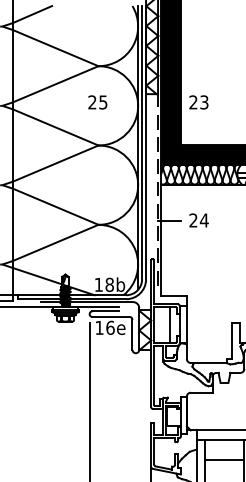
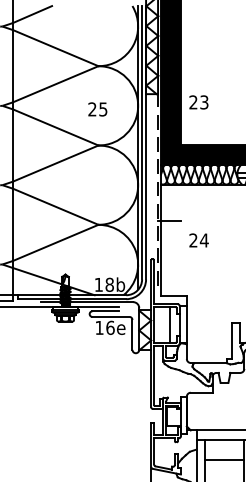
text position: (97, 102) -> (97, 109) (97, 109)
text position: (198, 220) -> (198, 240) (198, 240)
line: present -> none (89, 400)
